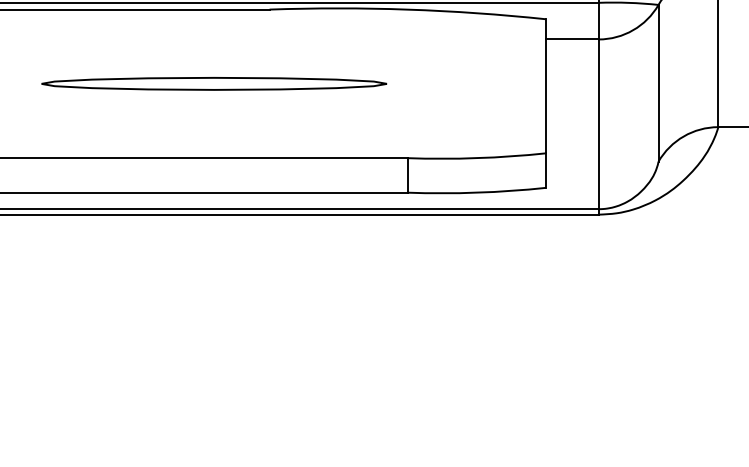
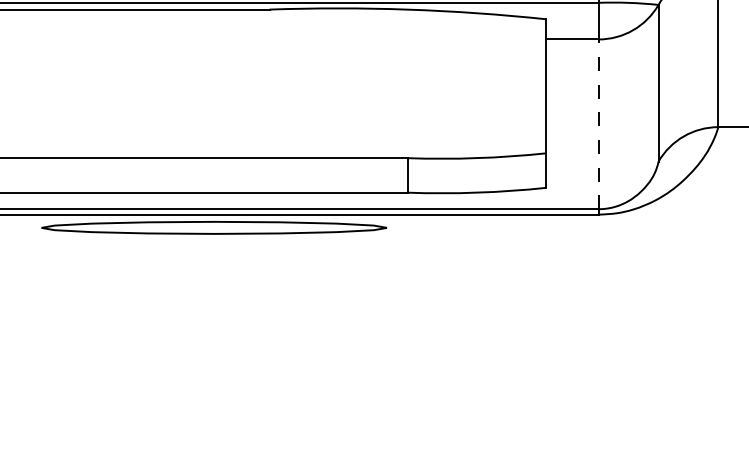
part position: (214, 83) -> (214, 227) (214, 227)
line: solid -> dashed (598, 124)
